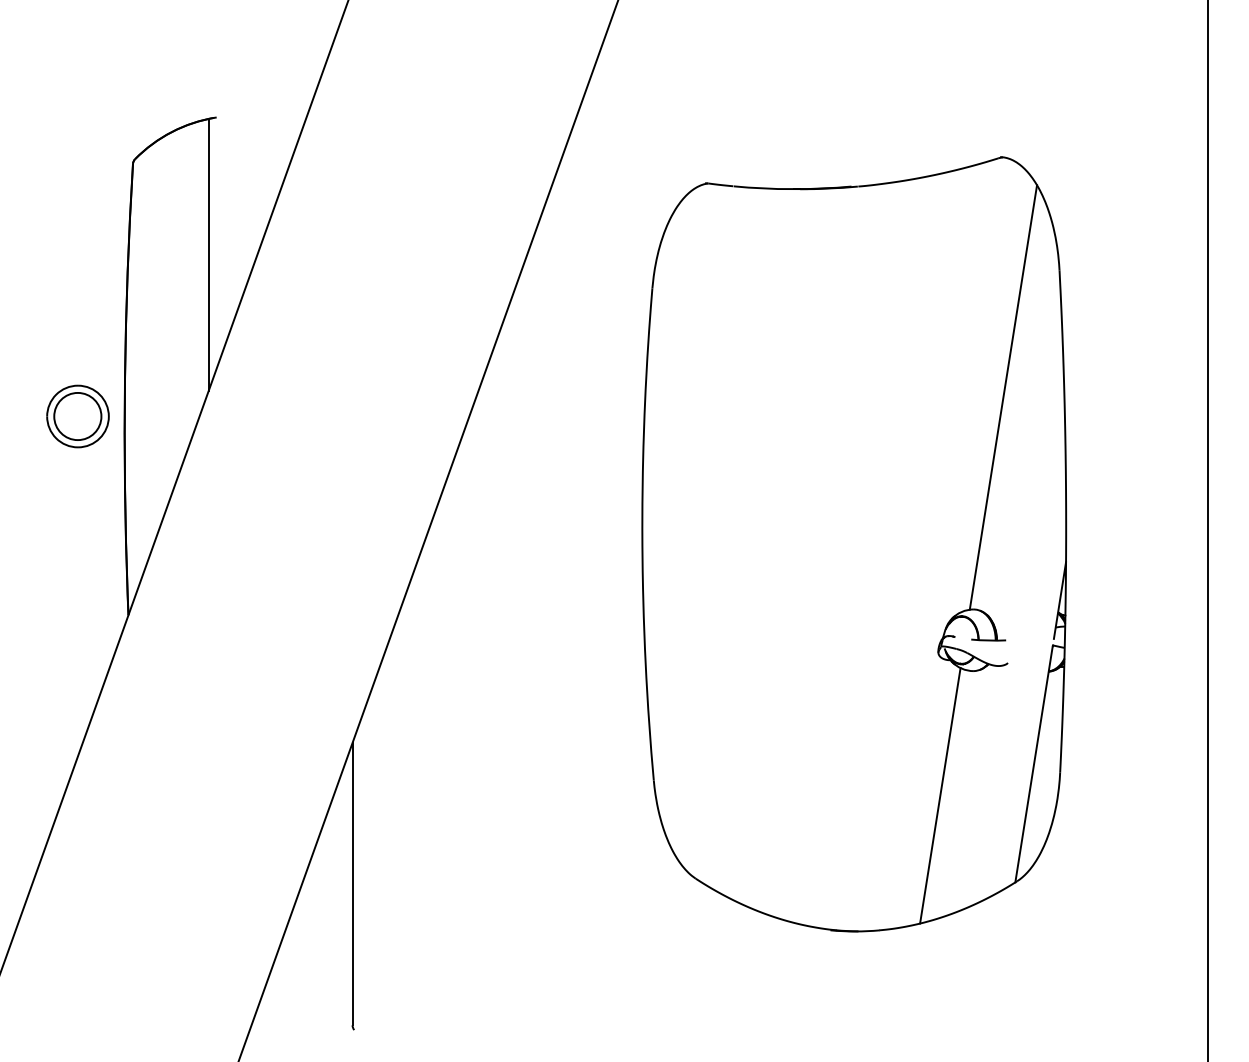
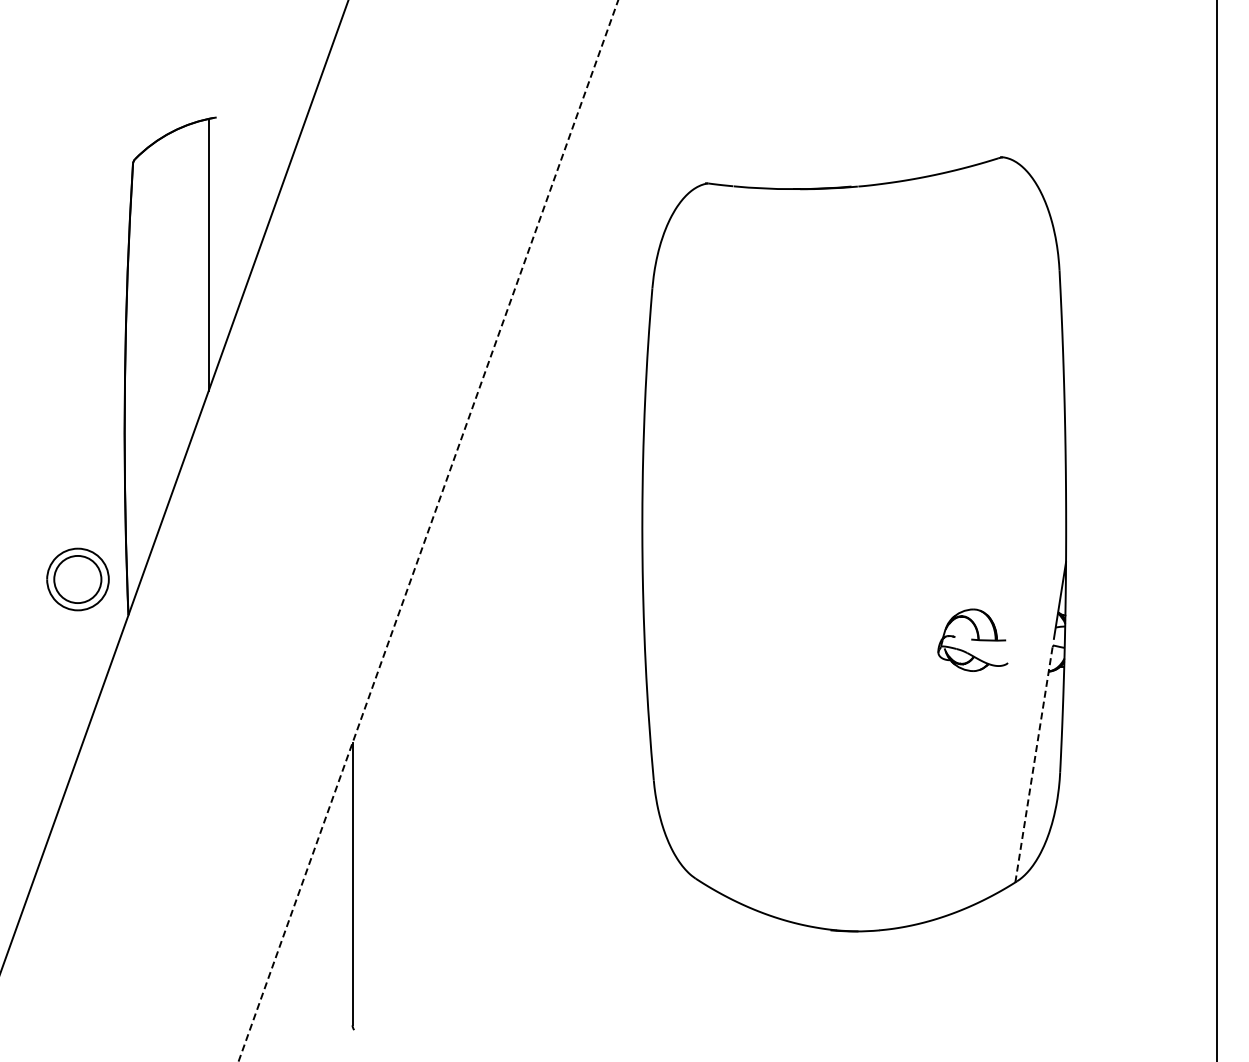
line: present -> none (1003, 397)
part position: (77, 416) -> (77, 579) (77, 579)
line: solid -> dashed (428, 530)
line position: (1207, 530) -> (1216, 530) (1216, 530)
line: solid -> dashed (1034, 763)
line: present -> none (940, 795)
